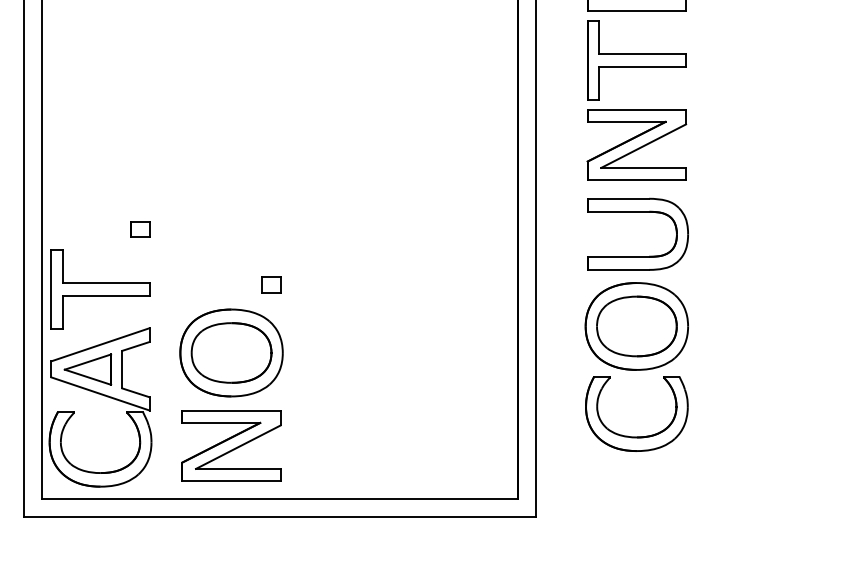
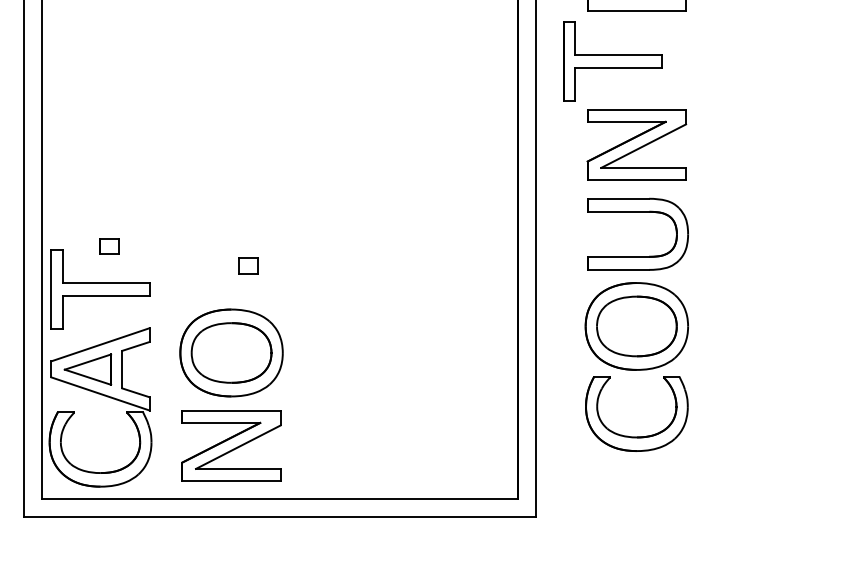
part position: (636, 60) -> (612, 61) (612, 61)
part position: (140, 229) -> (109, 246) (109, 246)
part position: (271, 284) -> (248, 265) (248, 265)
